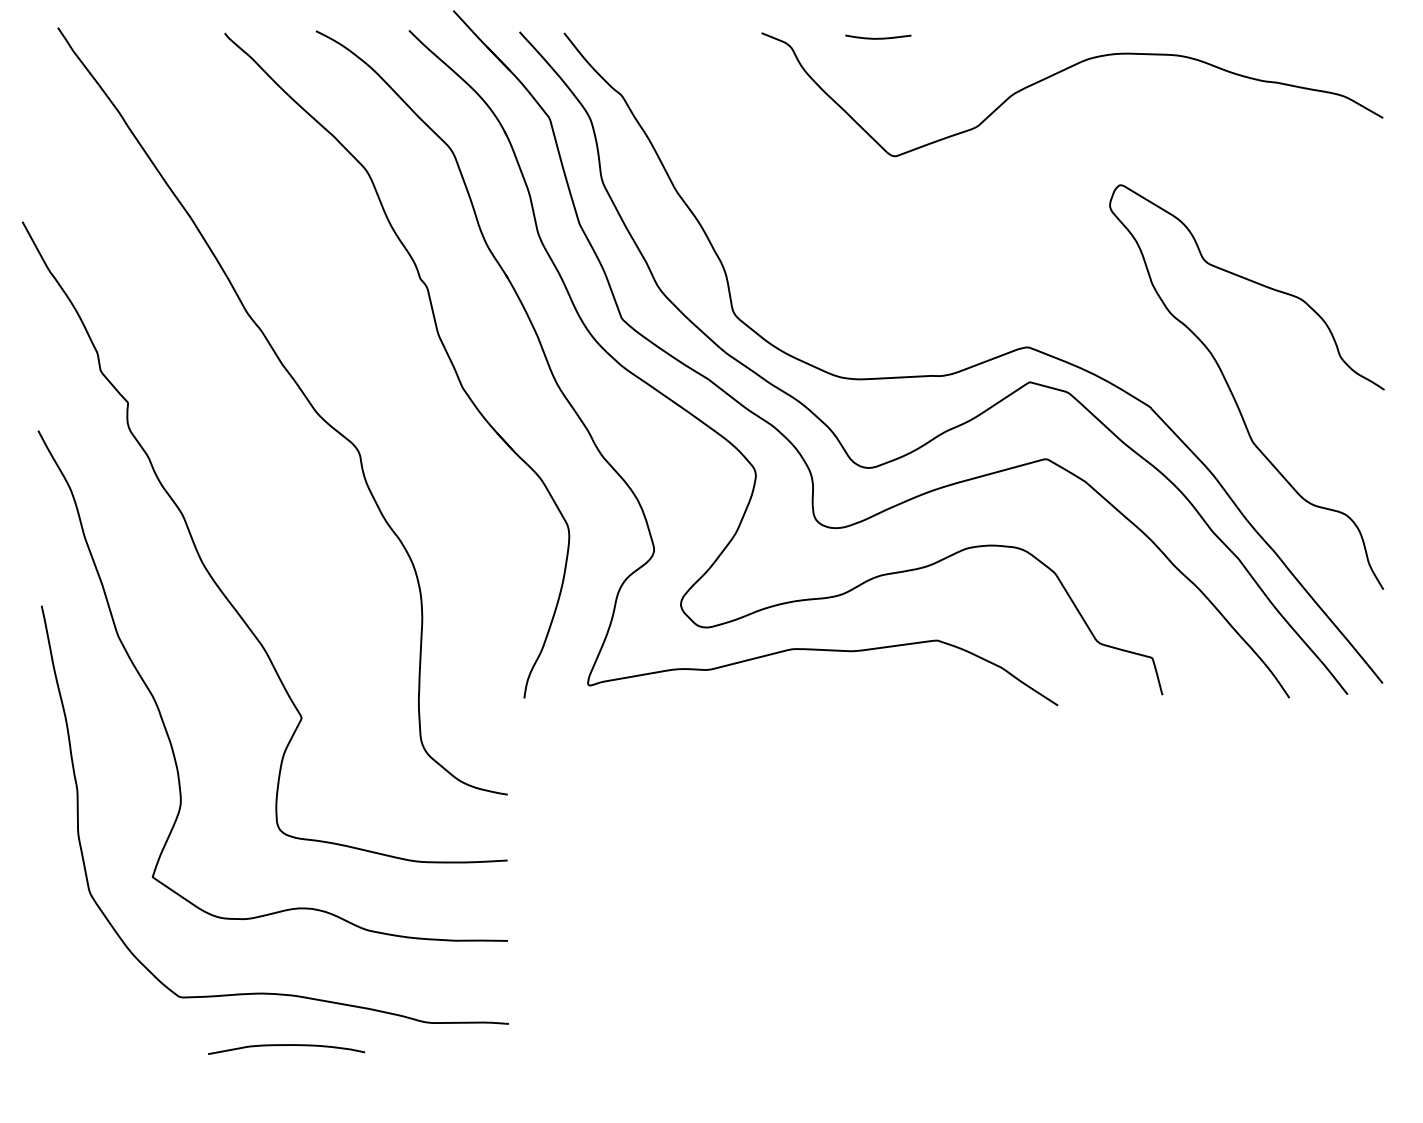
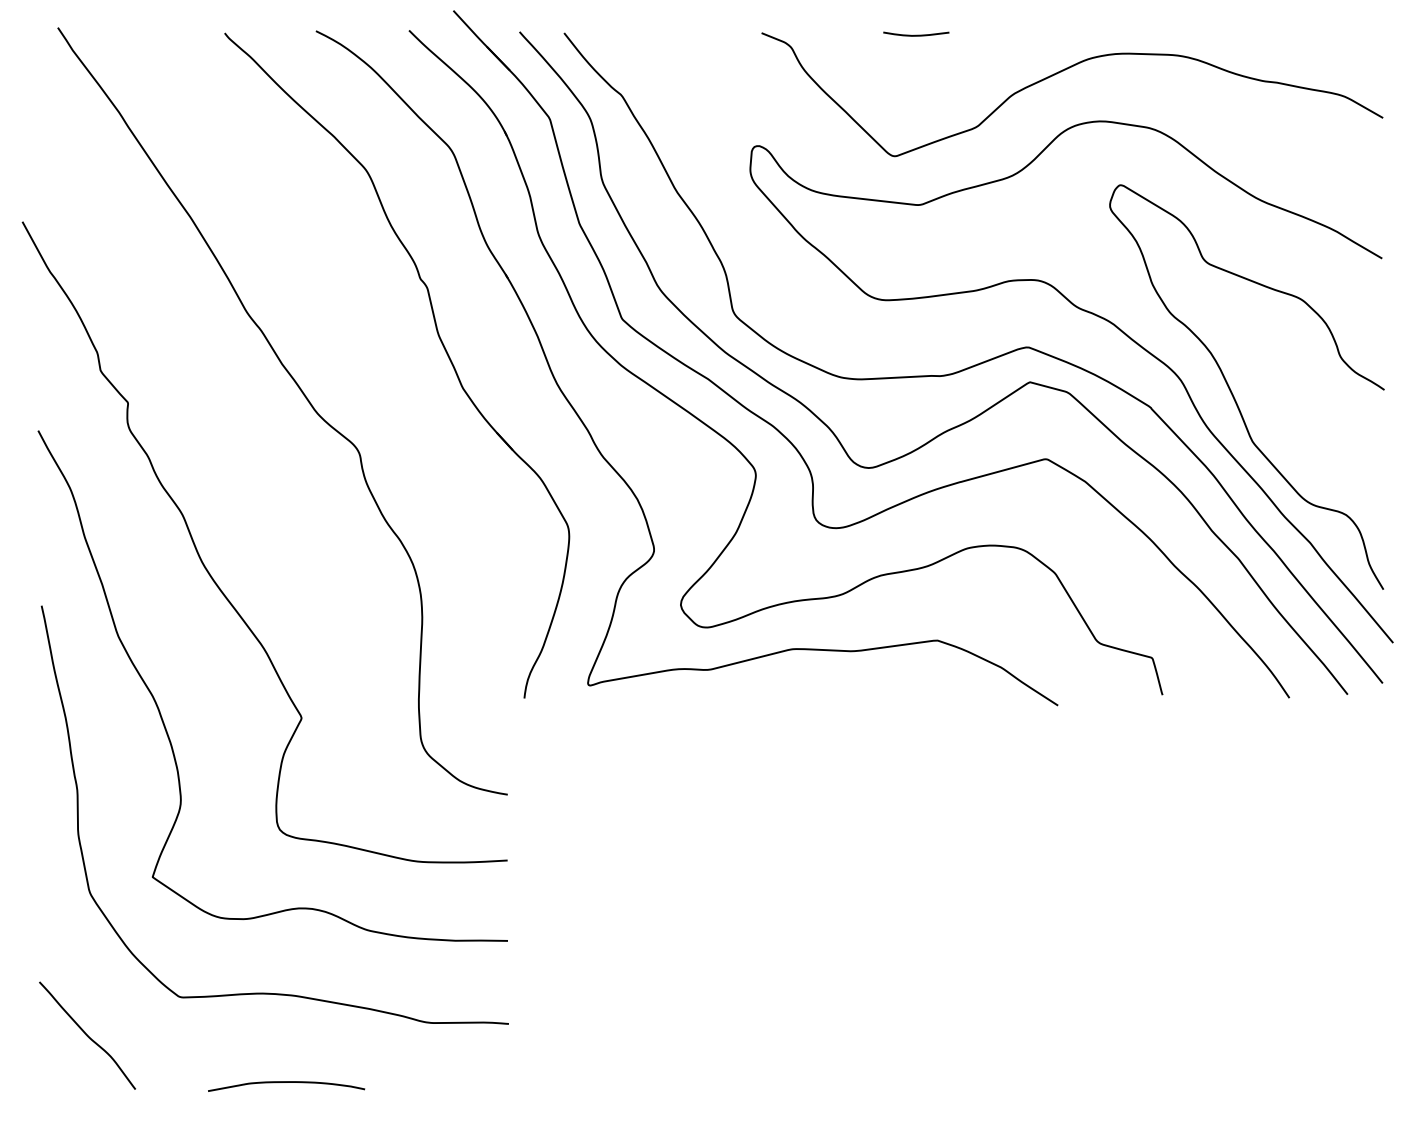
curve position: (878, 37) -> (916, 34) (916, 34)
curve: none -> present (1100, 318)
curve: none -> present (87, 1035)
curve position: (286, 1045) -> (286, 1082) (286, 1082)
